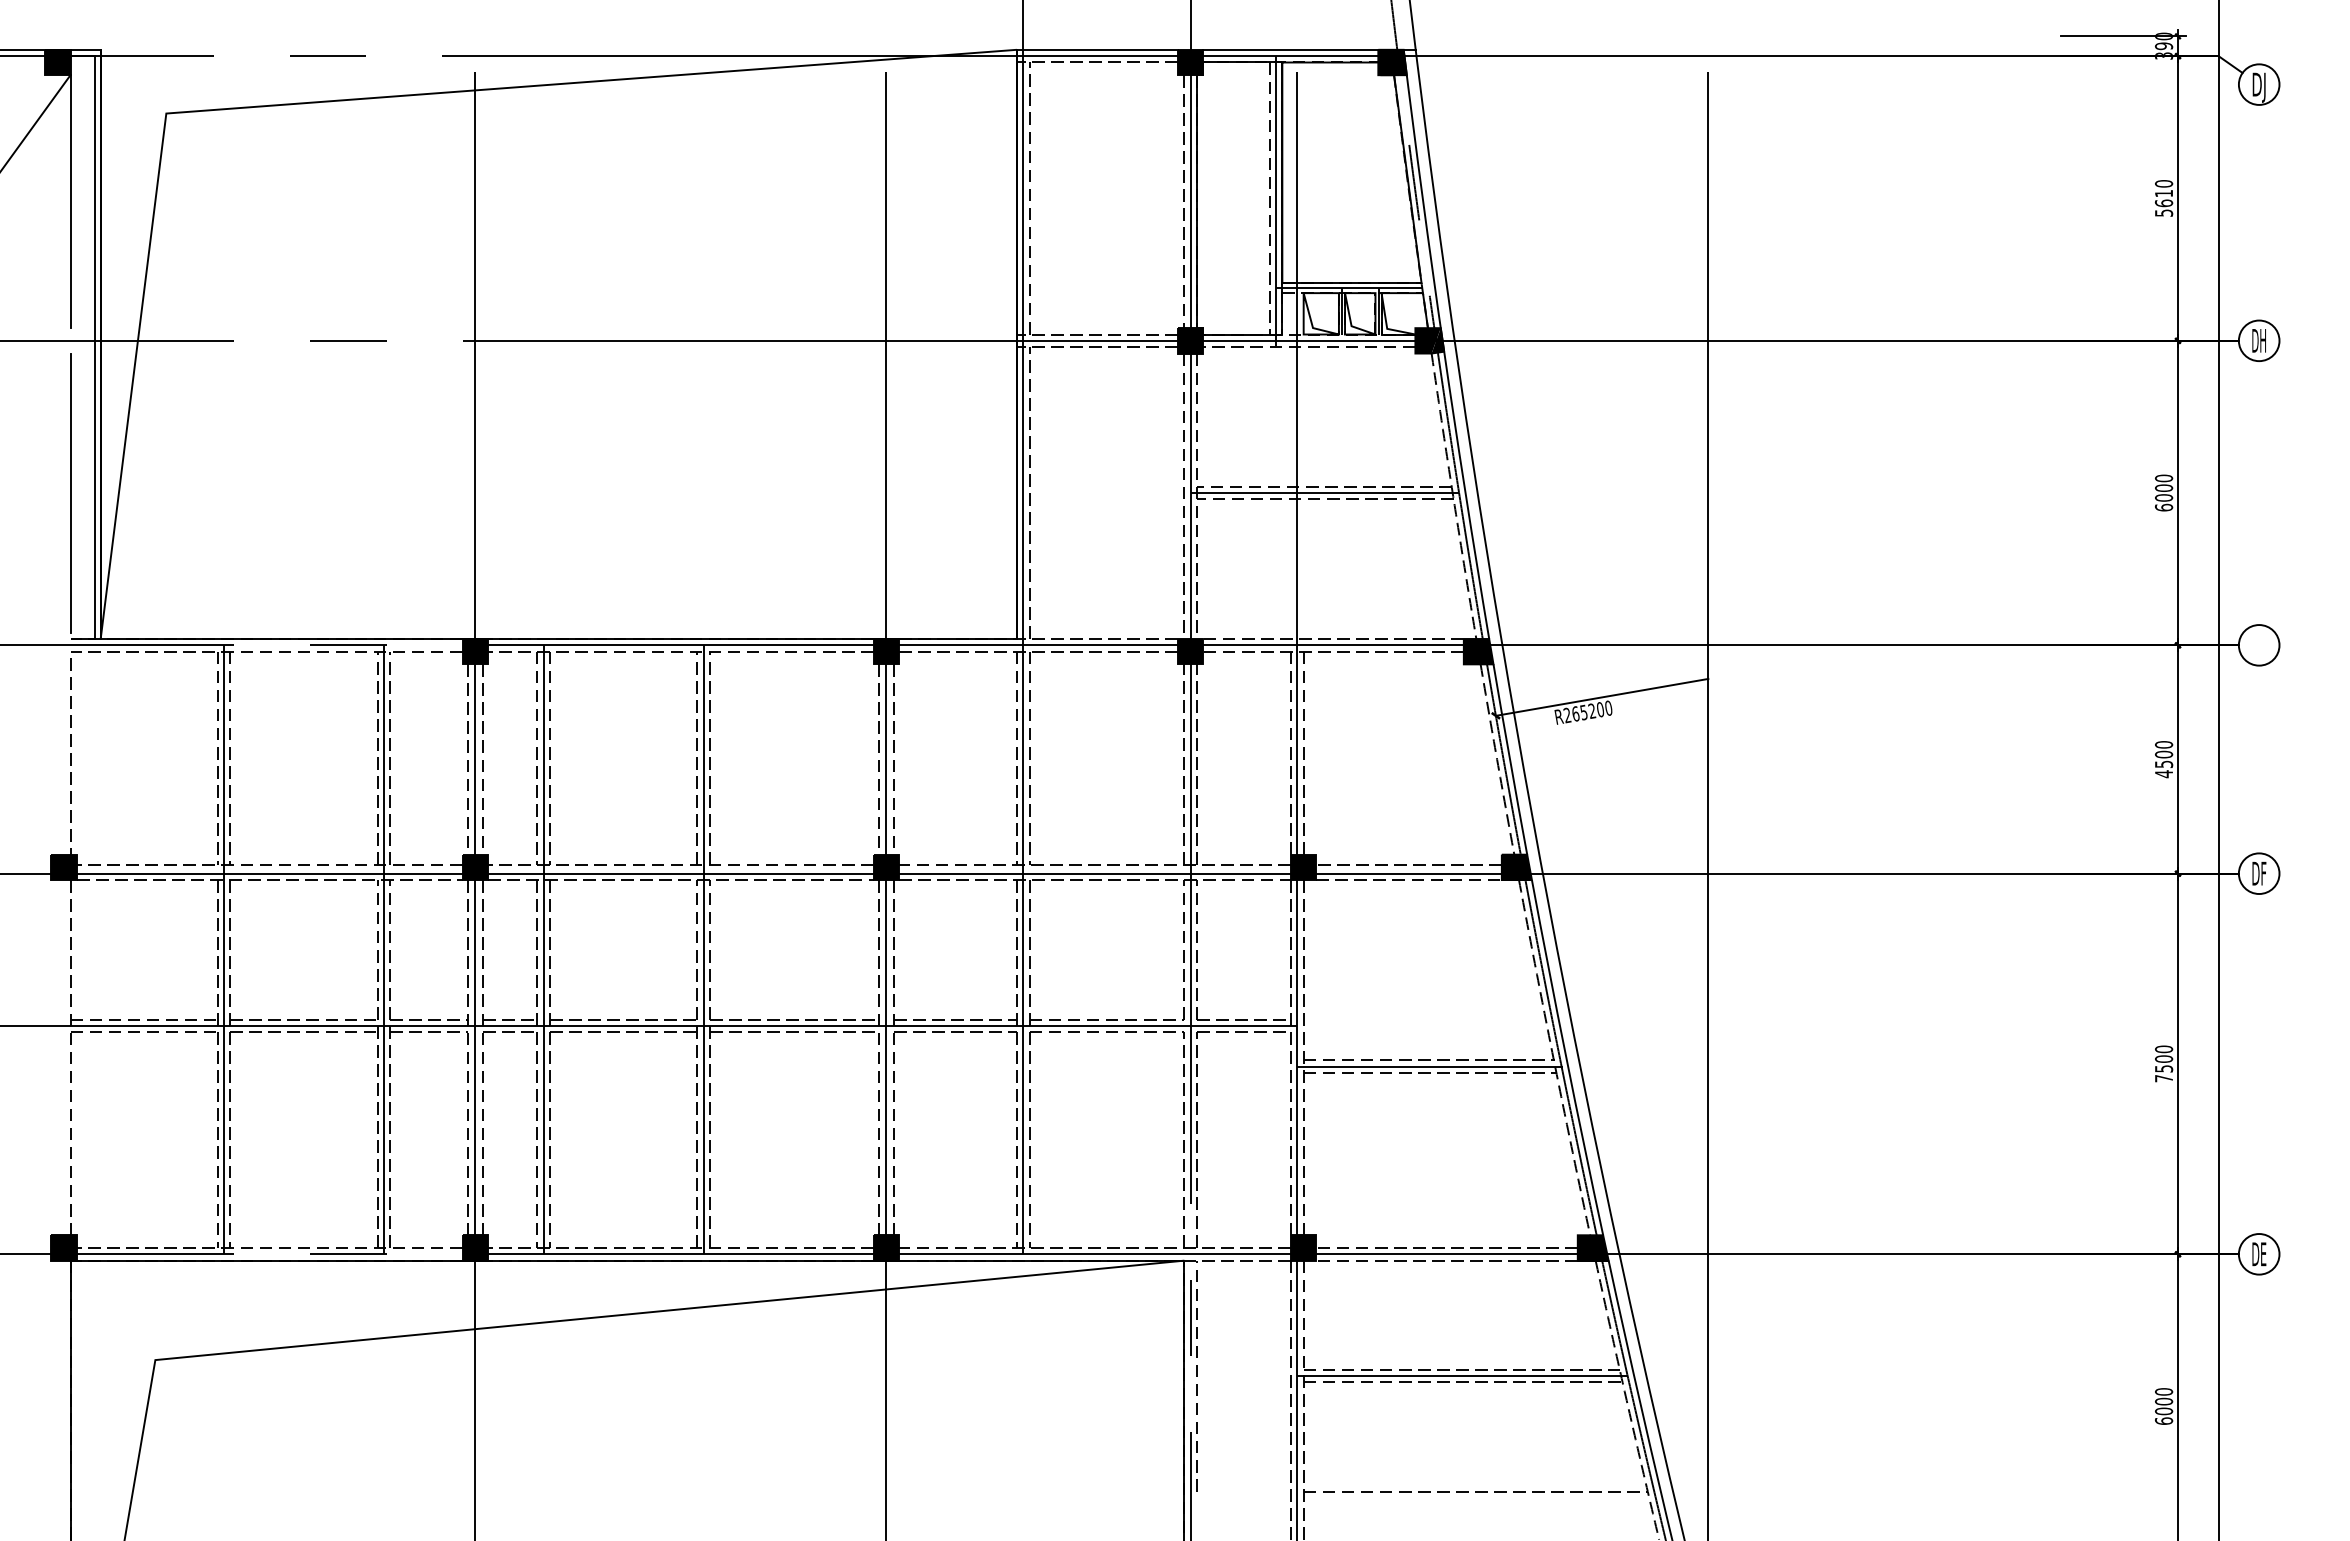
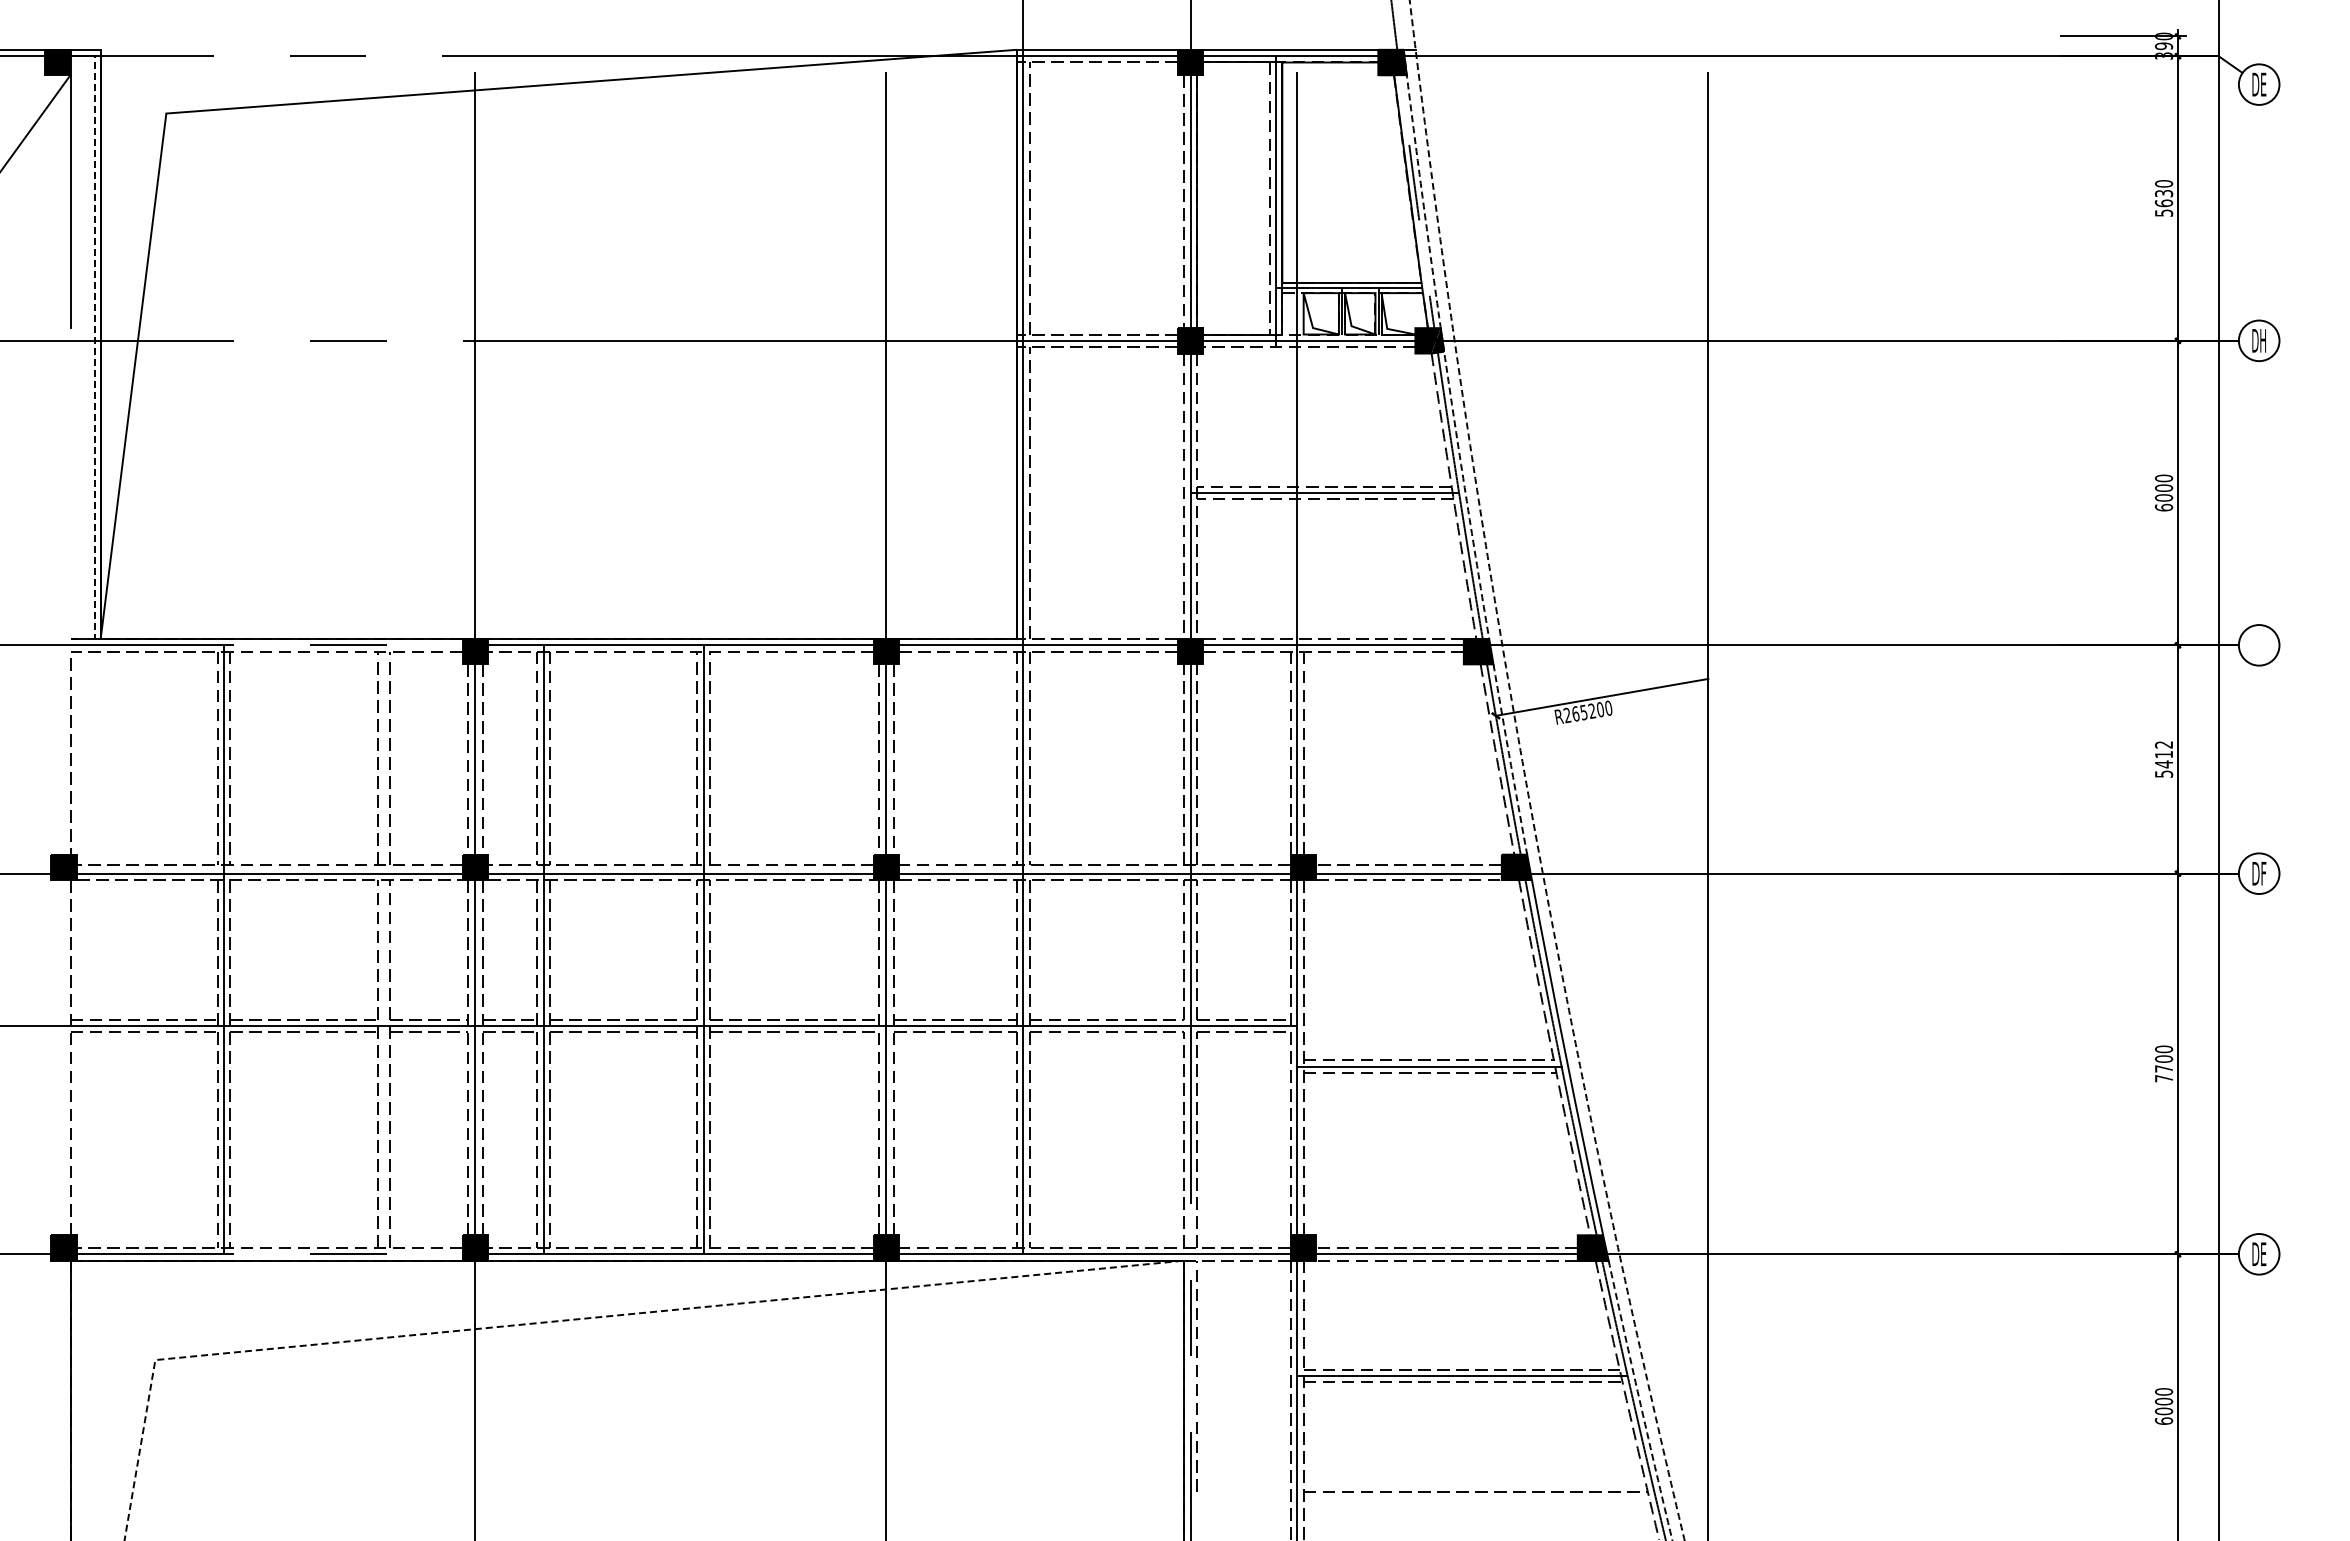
text: DJ -> DE (2259, 87)
text: 5610 -> 5630 (2163, 193)
arc: solid -> dashed (1443, 344)
line: solid -> dashed (94, 360)
line: present -> none (70, 492)
arc: solid -> dashed (1510, 759)
text: 4500 -> 5412 (2163, 759)
arc: solid -> dashed (1525, 778)
line: present -> none (383, 949)
text: 7500 -> 7700 (2164, 1068)
line: solid -> dashed (578, 1319)
arc: solid -> dashed (1640, 1401)
